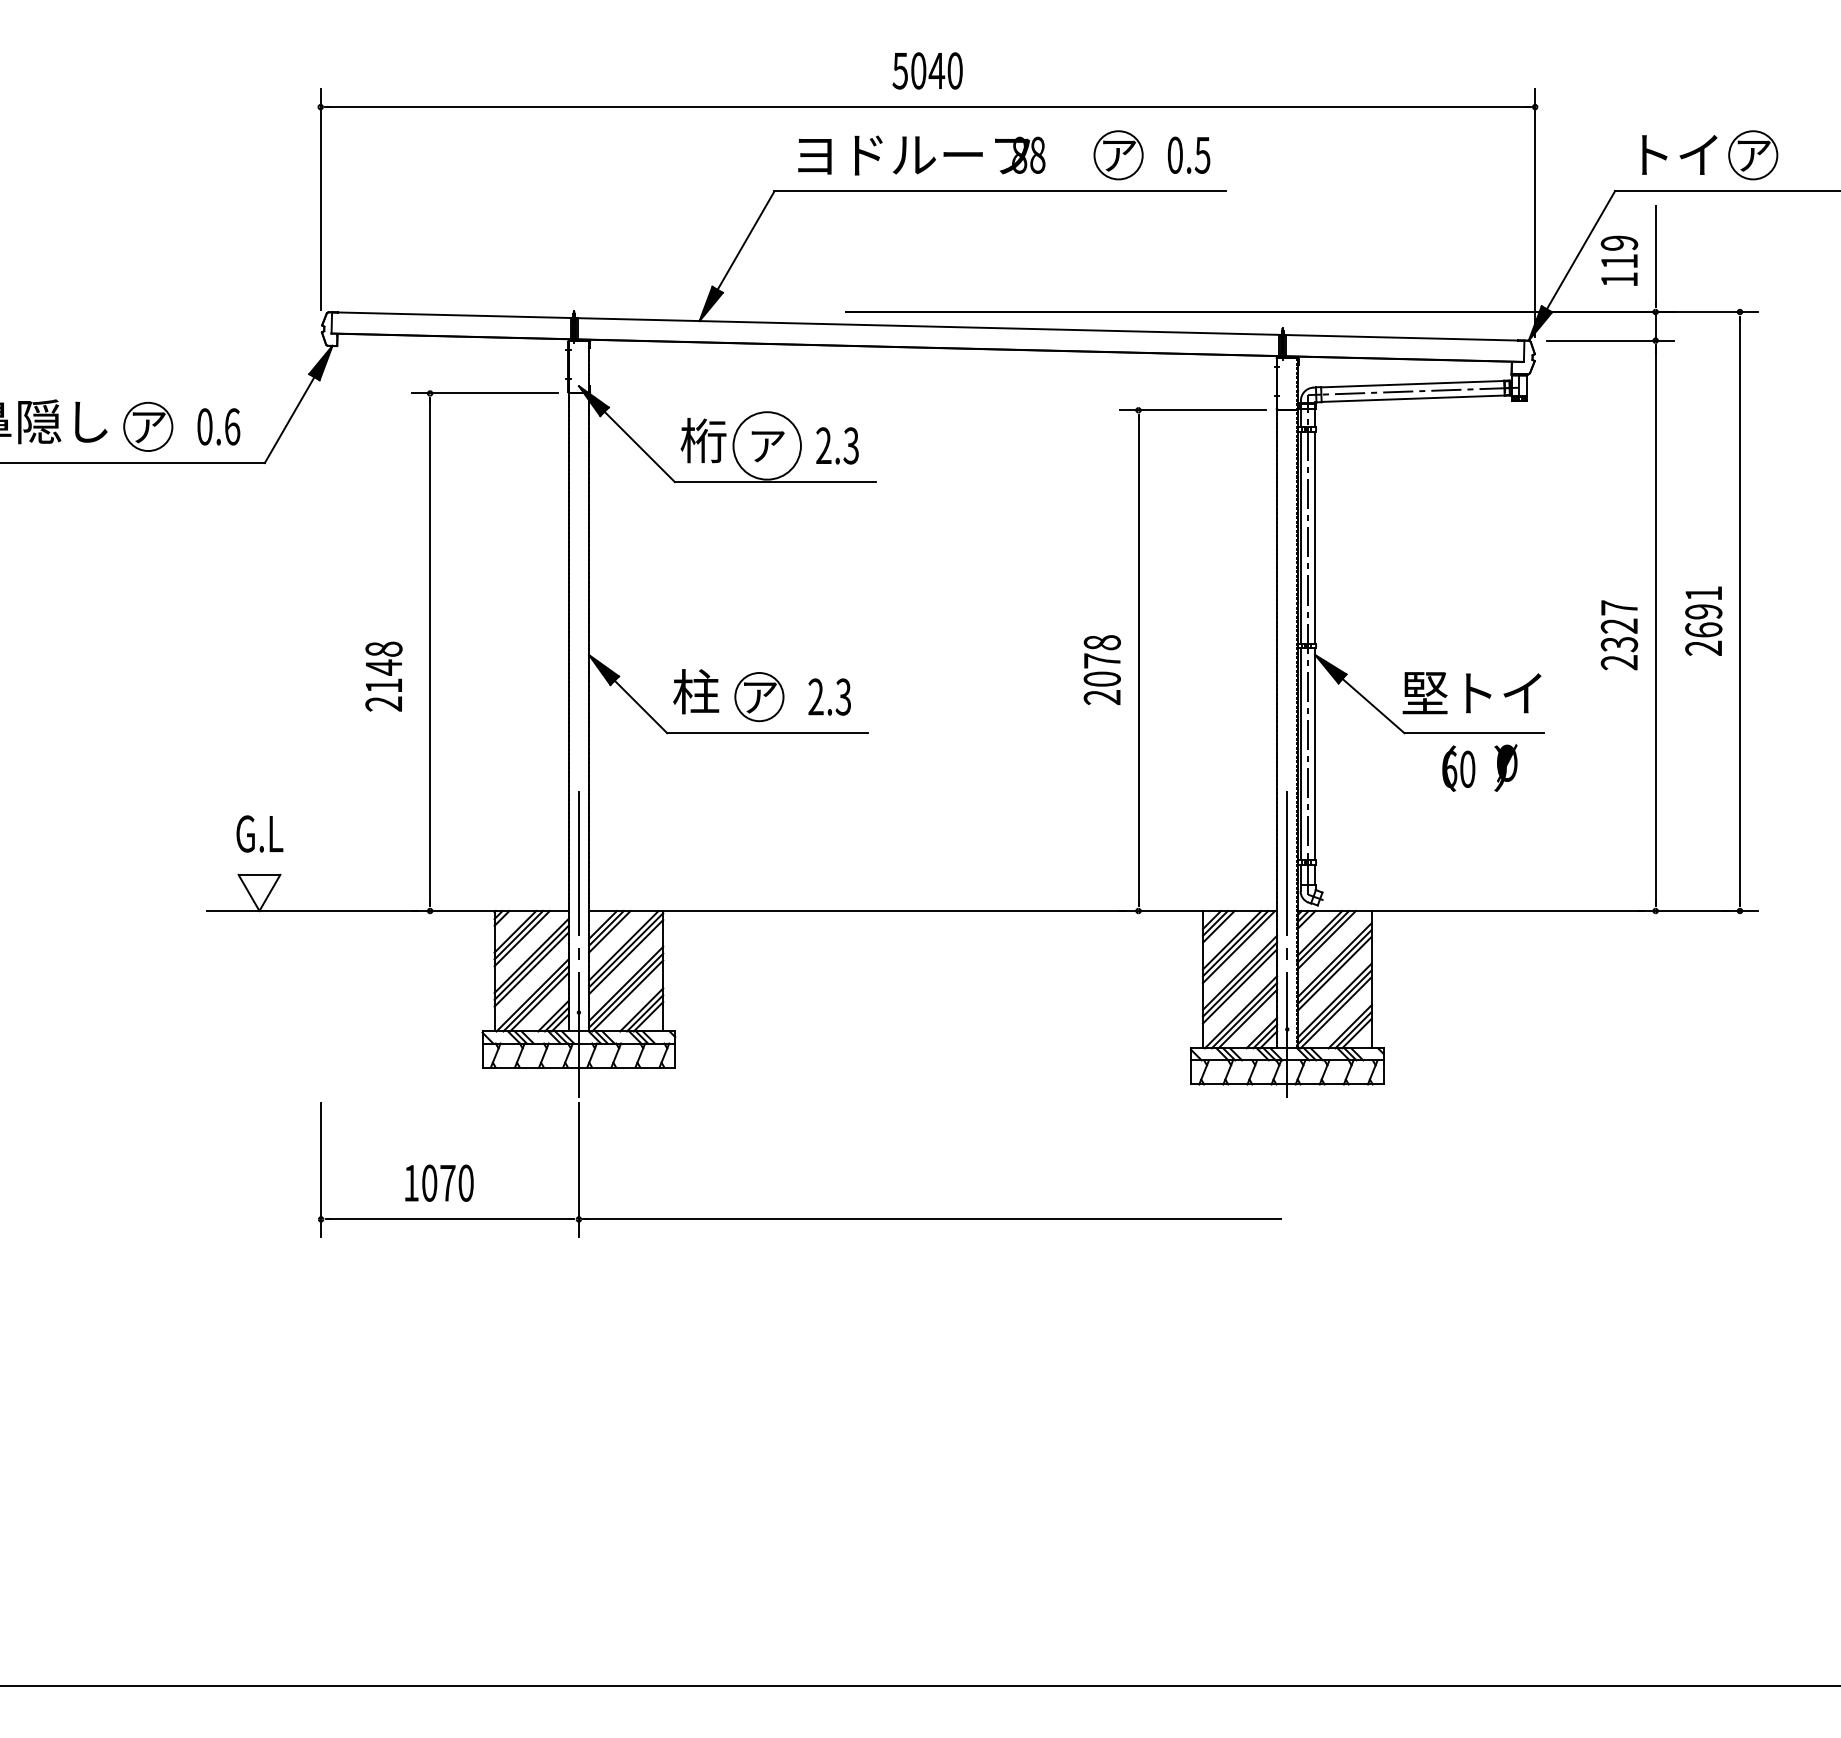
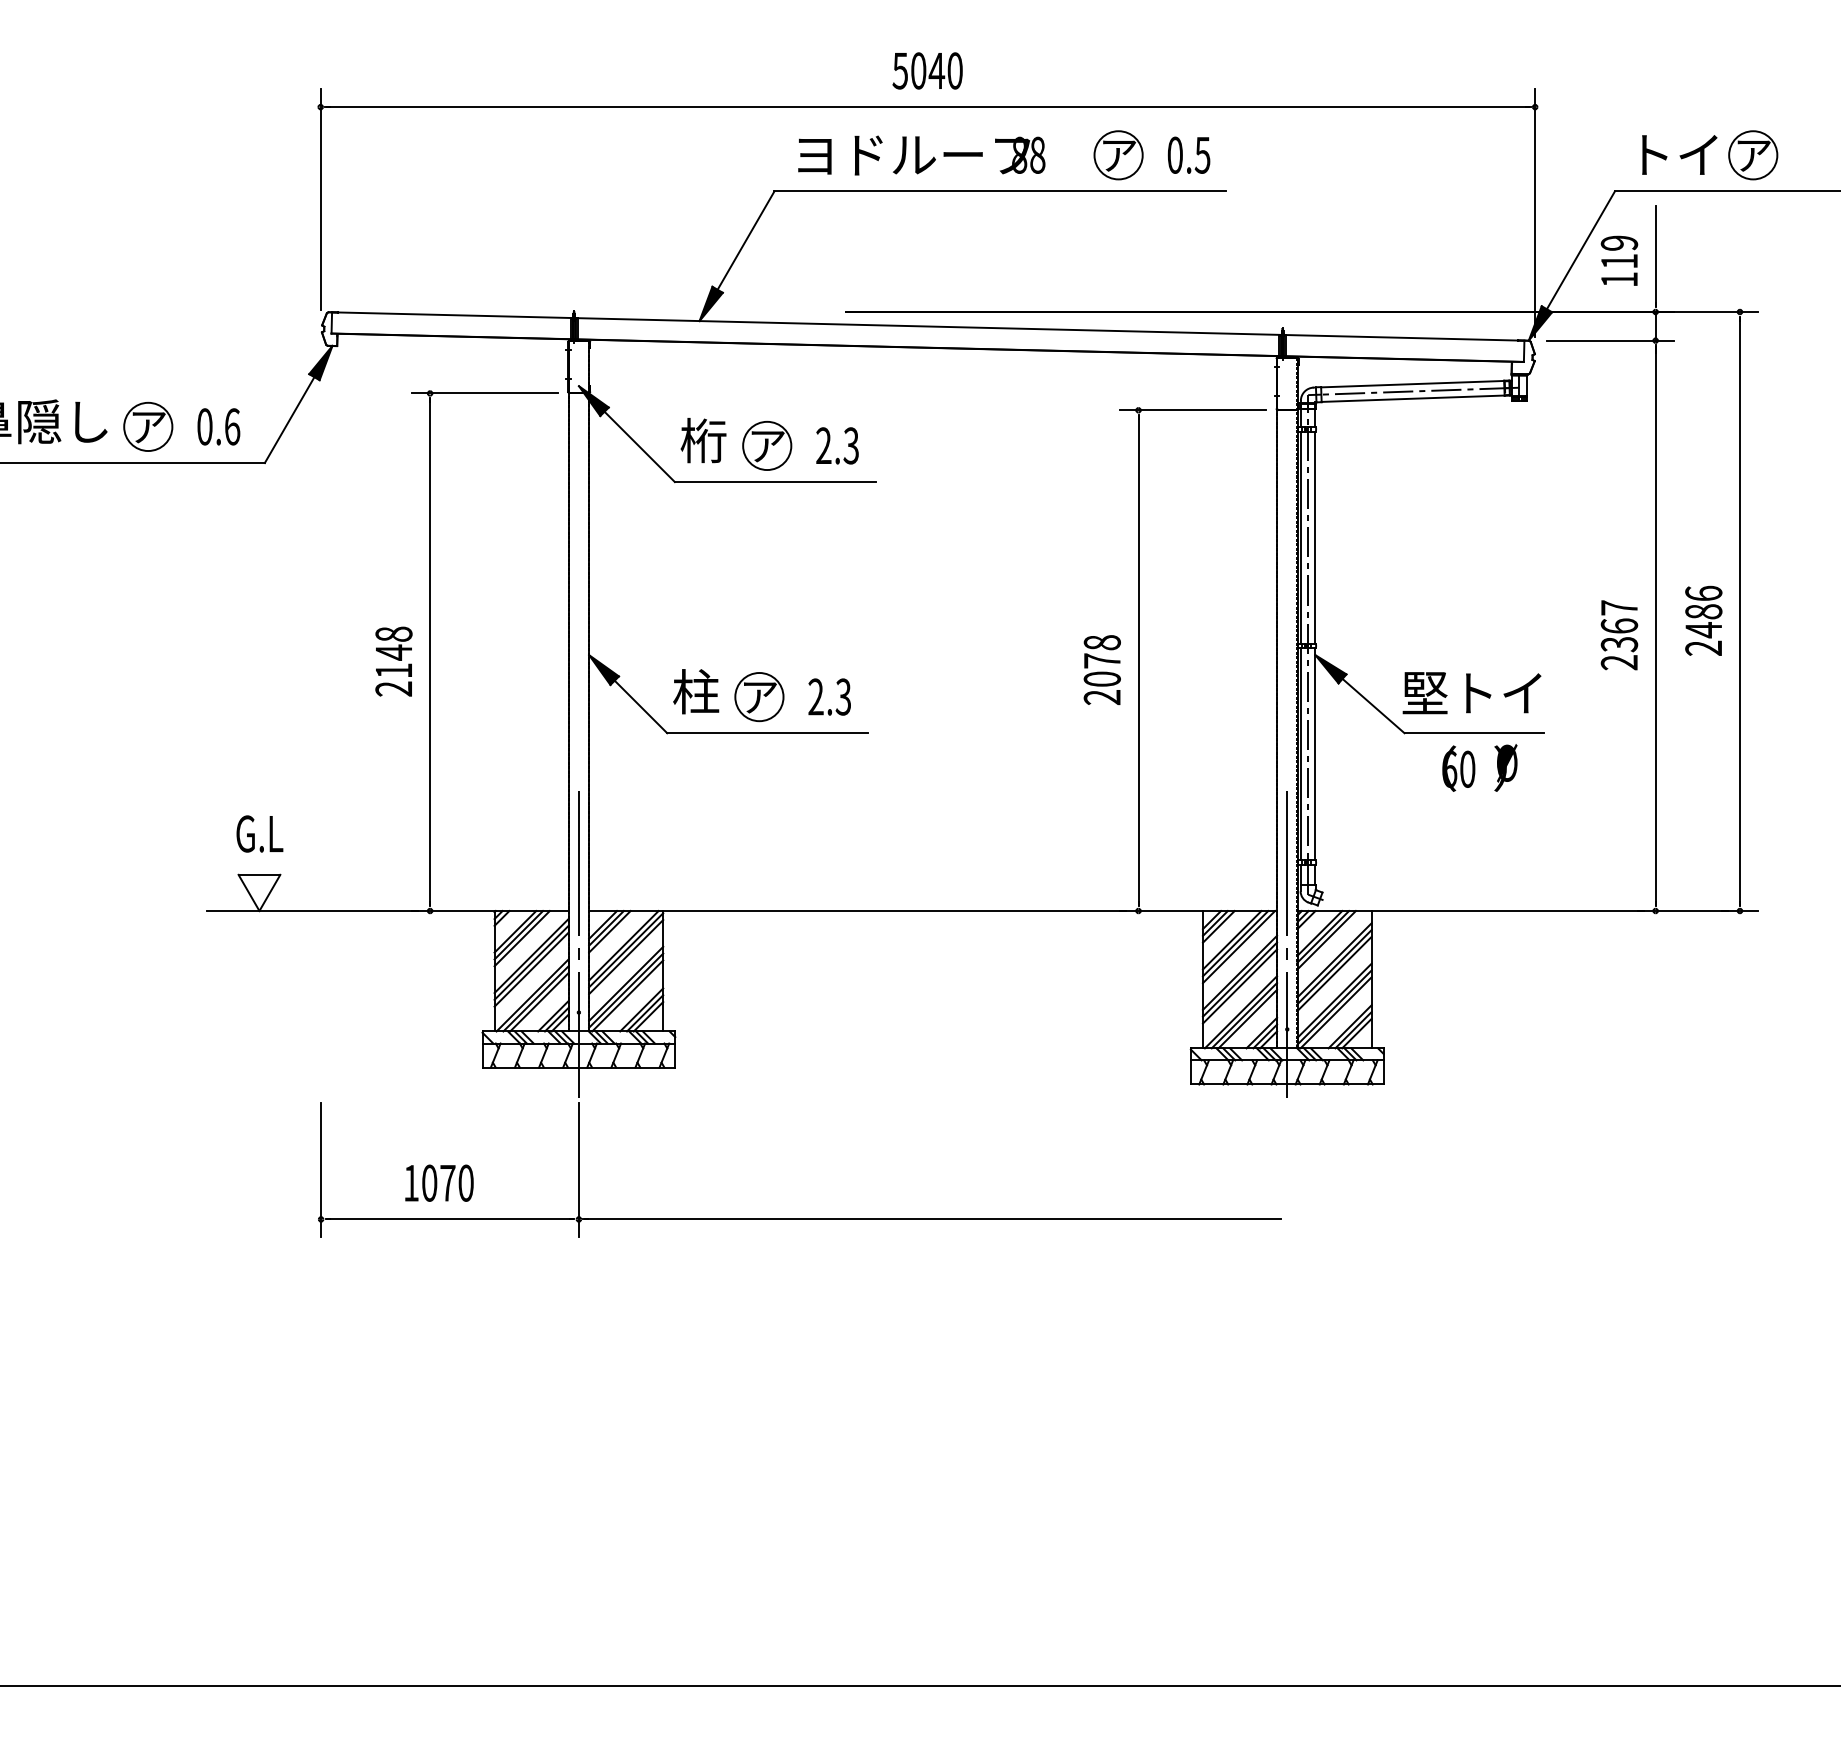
circle diameter: 67 px -> 48 px (767, 445)
text: 2691 -> 2486 (1703, 611)
text: 2327 -> 2367 (1619, 625)
text position: (383, 676) -> (393, 661) (393, 661)
